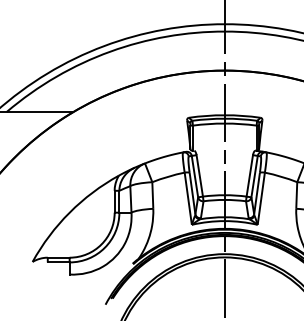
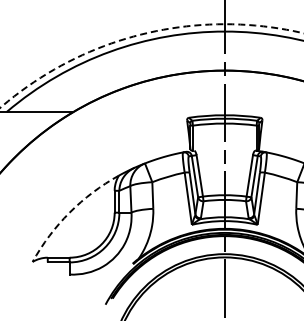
arc: solid -> dashed (143, 33)
arc: solid -> dashed (69, 212)
